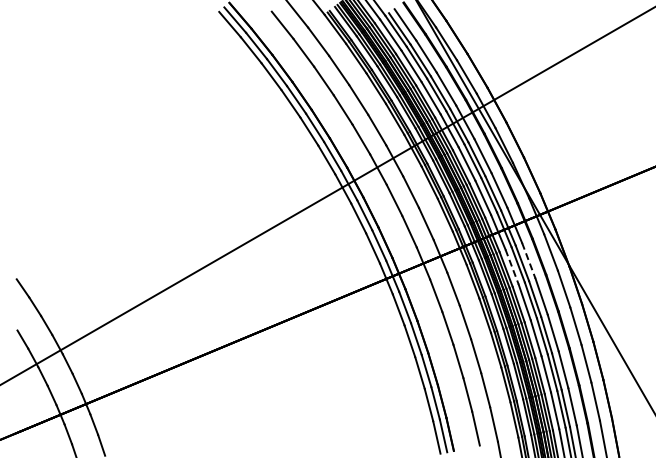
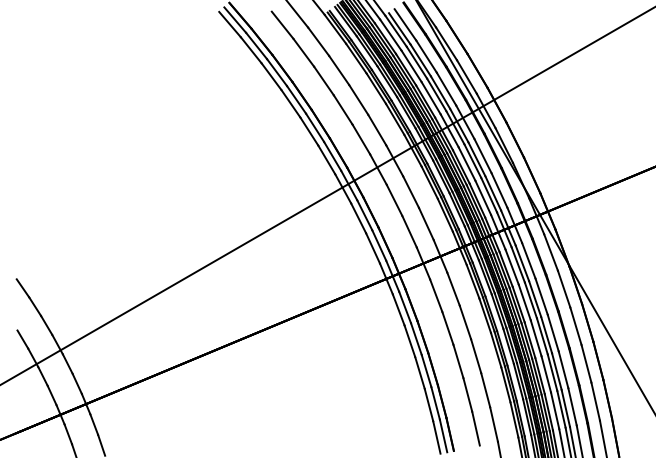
line: dashed -> solid (529, 261)
line: dashed -> solid (512, 267)
